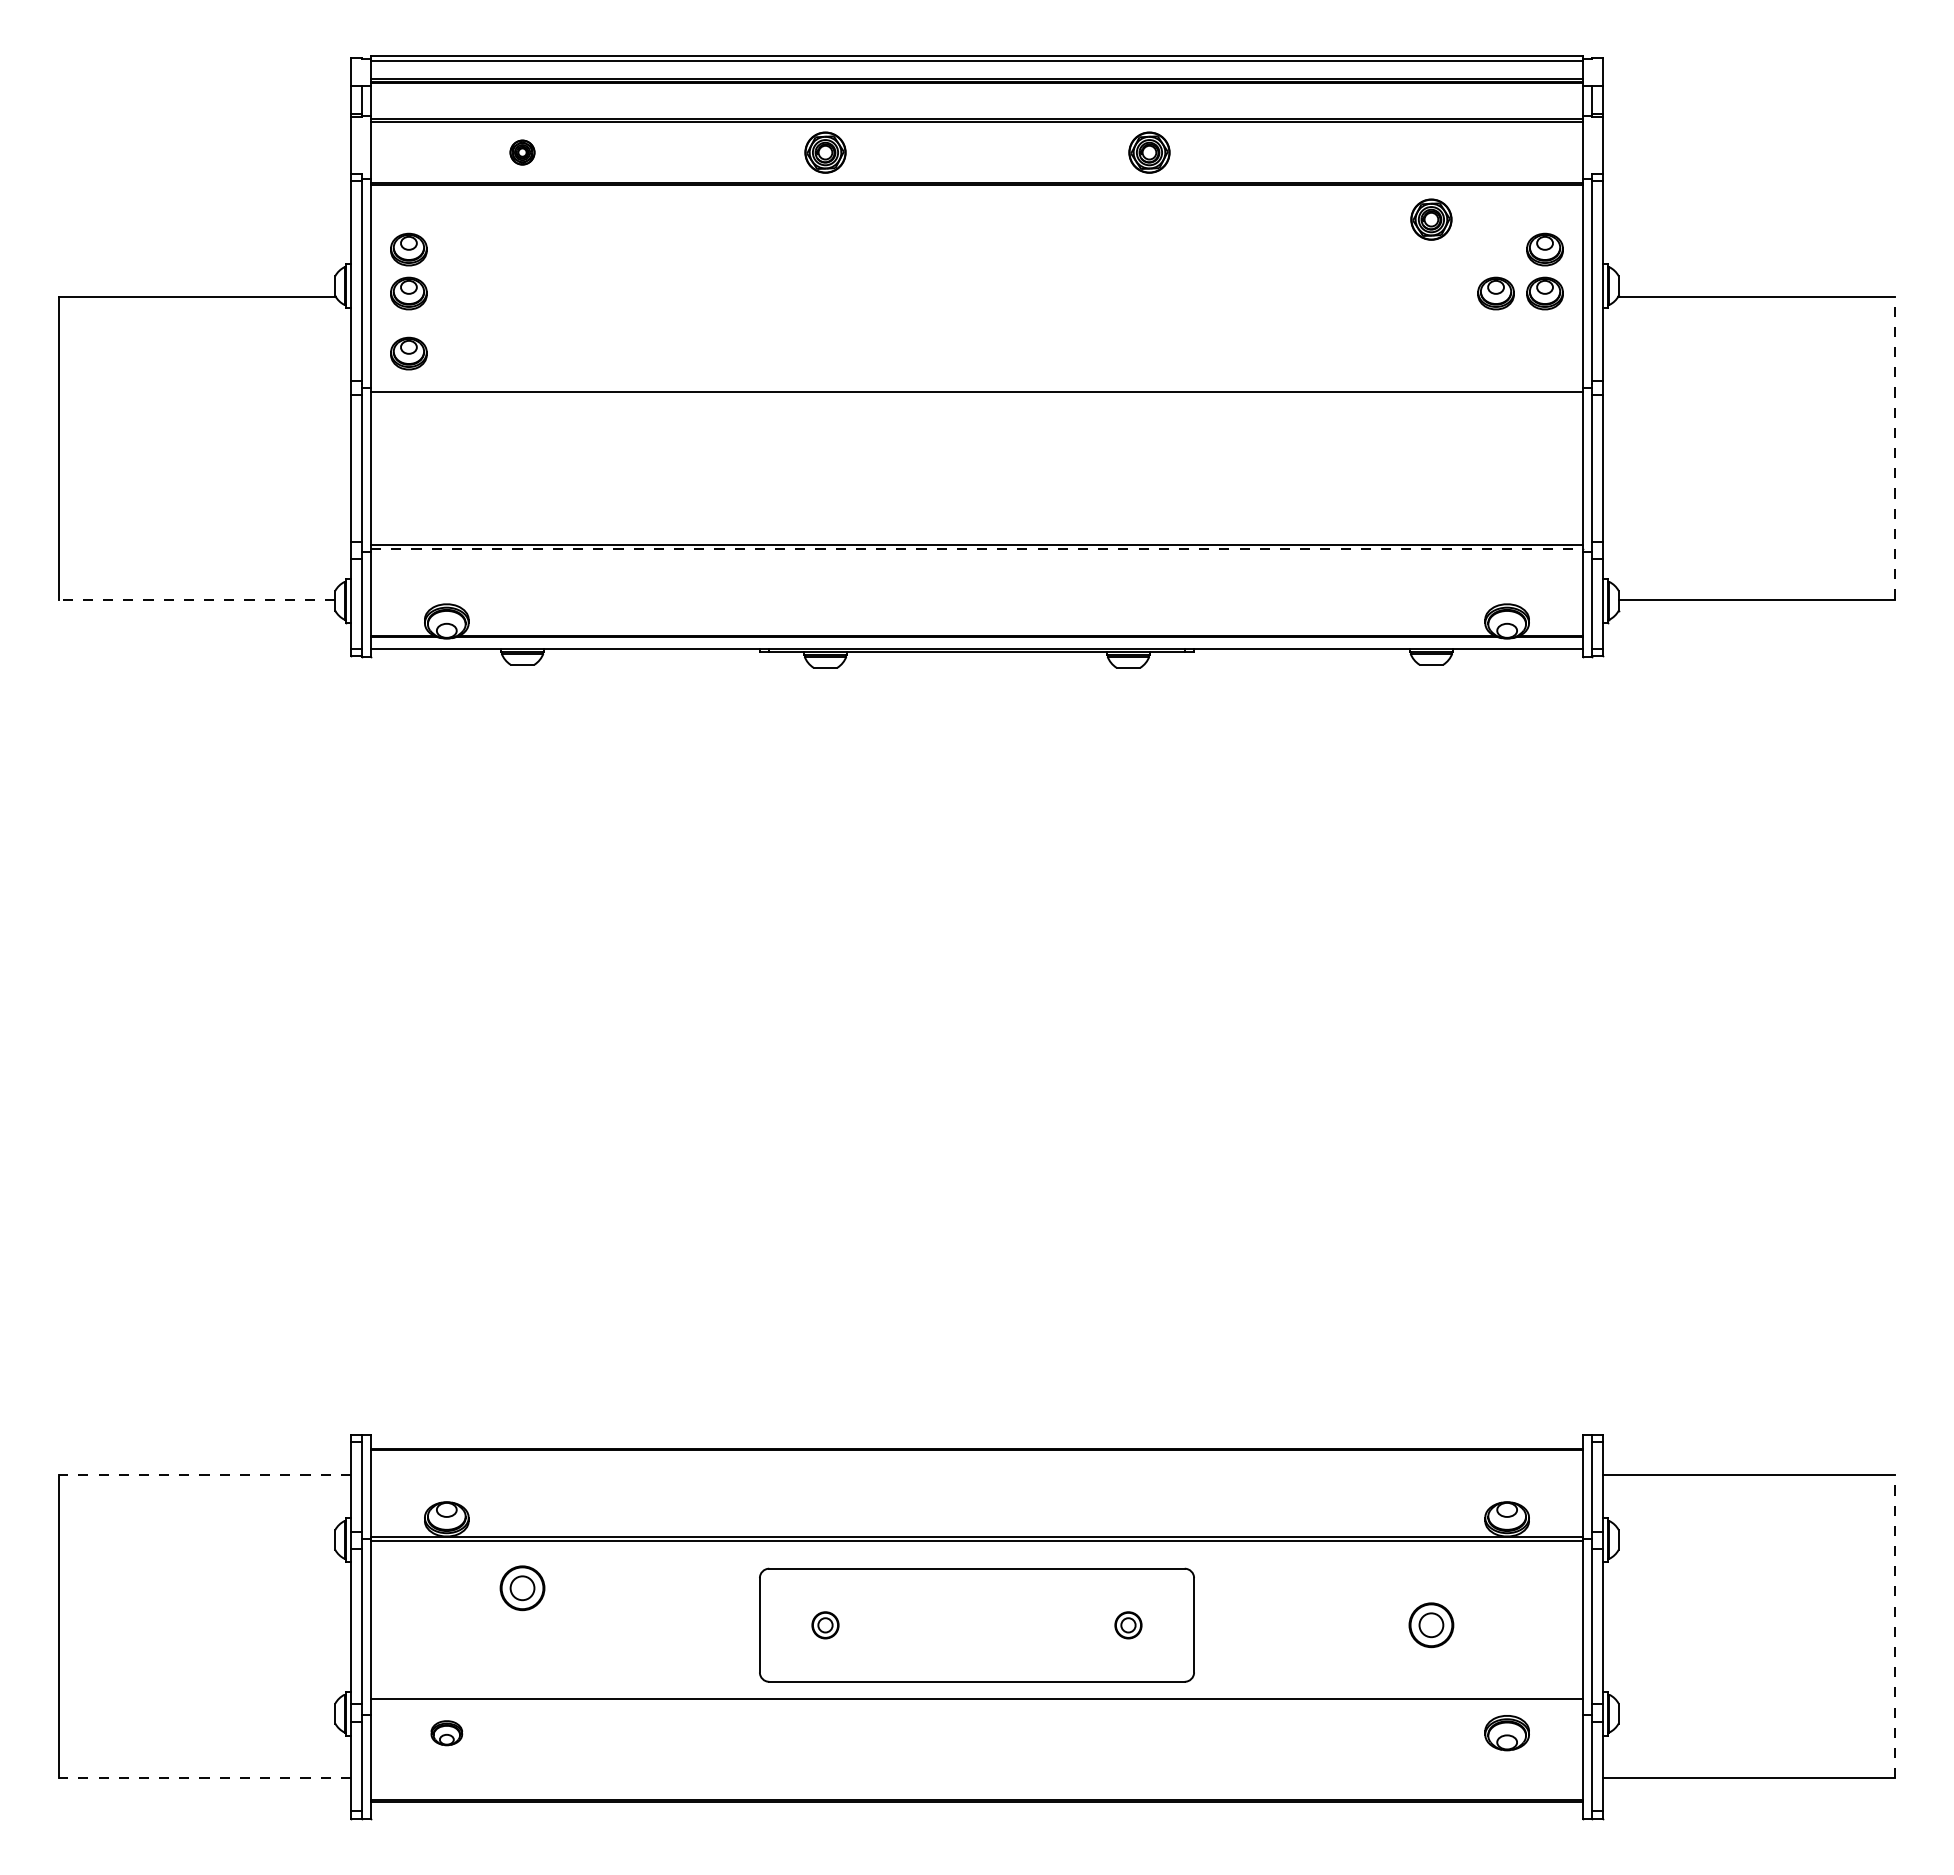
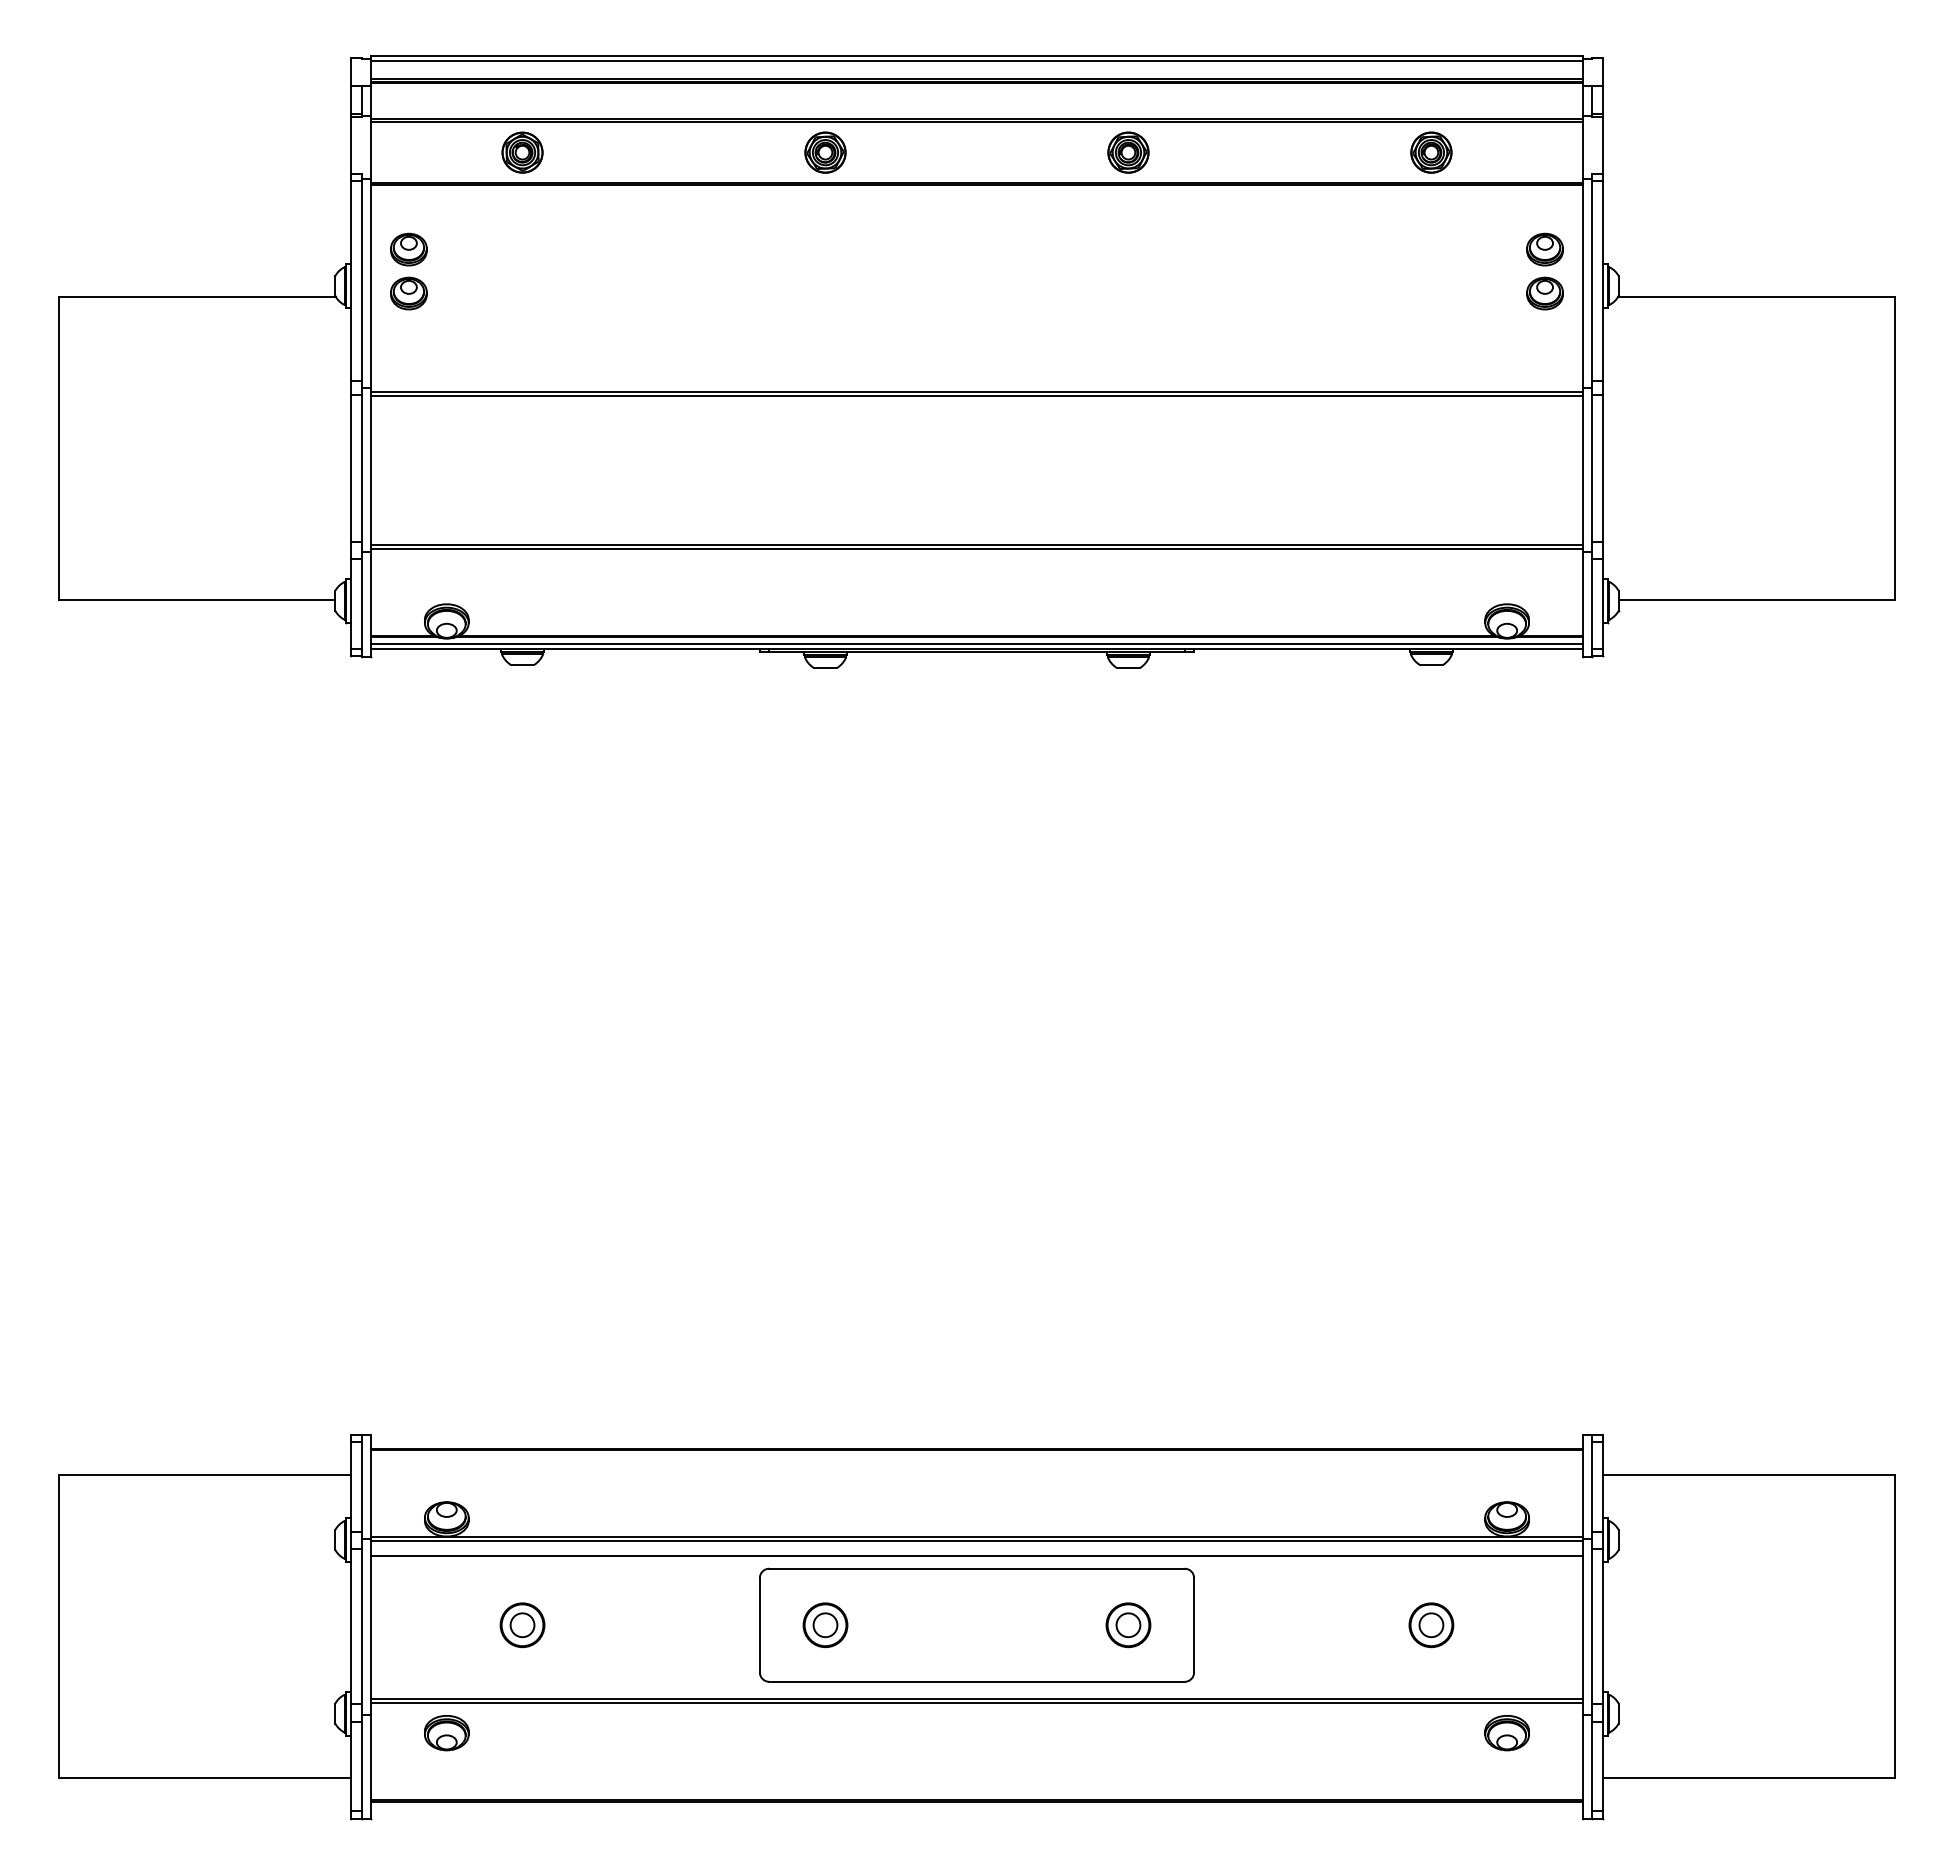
part size: 27x27 px -> 43x43 px (522, 152)
part position: (1149, 152) -> (1128, 152) (1128, 152)
part position: (1431, 219) -> (1431, 152) (1431, 152)
part: present -> none (1495, 293)
part: present -> none (408, 353)
line: none -> present (976, 395)
line: dashed -> solid (1895, 447)
line: dashed -> solid (976, 549)
line: dashed -> solid (196, 599)
line: none -> present (976, 643)
line: dashed -> solid (204, 1475)
line: none -> present (976, 1555)
part position: (522, 1588) -> (522, 1625) (522, 1625)
part size: 29x29 px -> 47x47 px (825, 1625)
part size: 29x29 px -> 47x47 px (1128, 1625)
line: dashed -> solid (1895, 1626)
line: none -> present (976, 1702)
part size: 34x27 px -> 46x37 px (446, 1733)
line: dashed -> solid (204, 1778)
